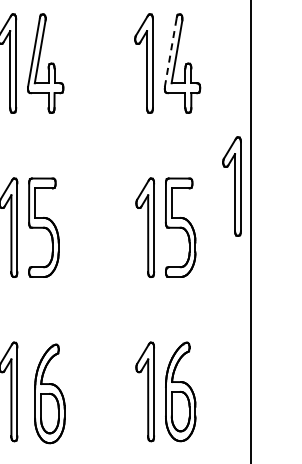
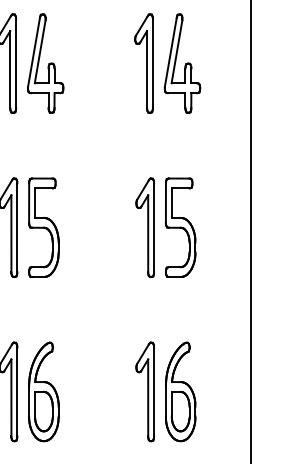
line: dashed -> solid (170, 52)
part: present -> none (231, 186)
part position: (49, 393) -> (43, 391) (43, 391)
